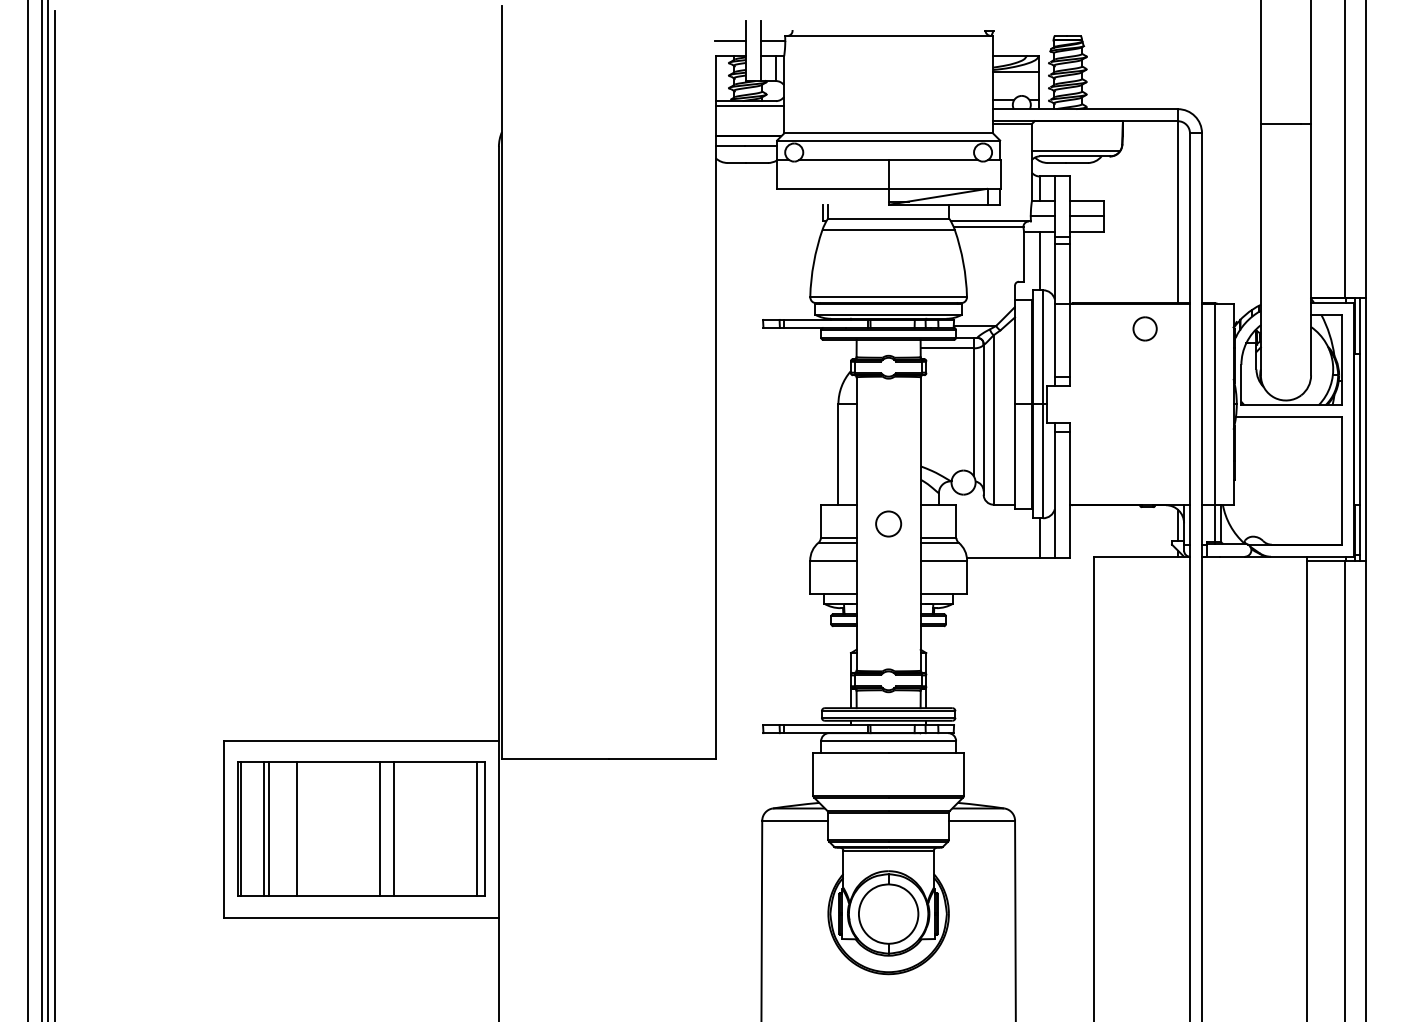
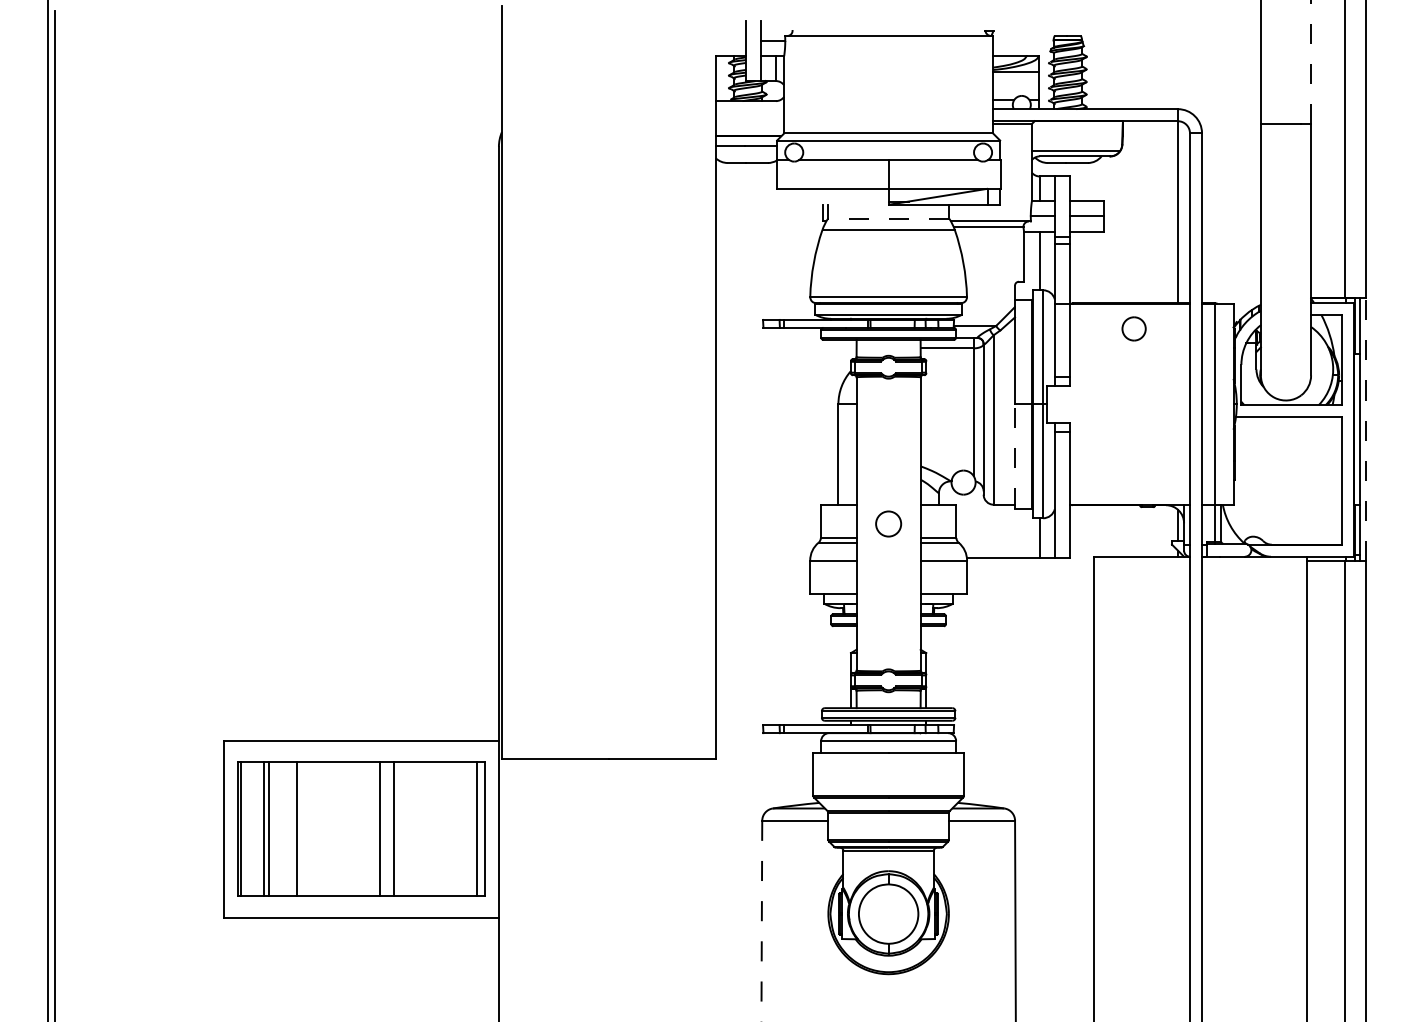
line: present -> none (729, 41)
line: solid -> dashed (1311, 62)
line: present -> none (749, 106)
line: solid -> dashed (888, 218)
part position: (1144, 328) -> (1133, 328) (1133, 328)
line: solid -> dashed (1365, 429)
line: solid -> dashed (1015, 455)
line: present -> none (28, 510)
line: present -> none (42, 510)
line: solid -> dashed (761, 921)
